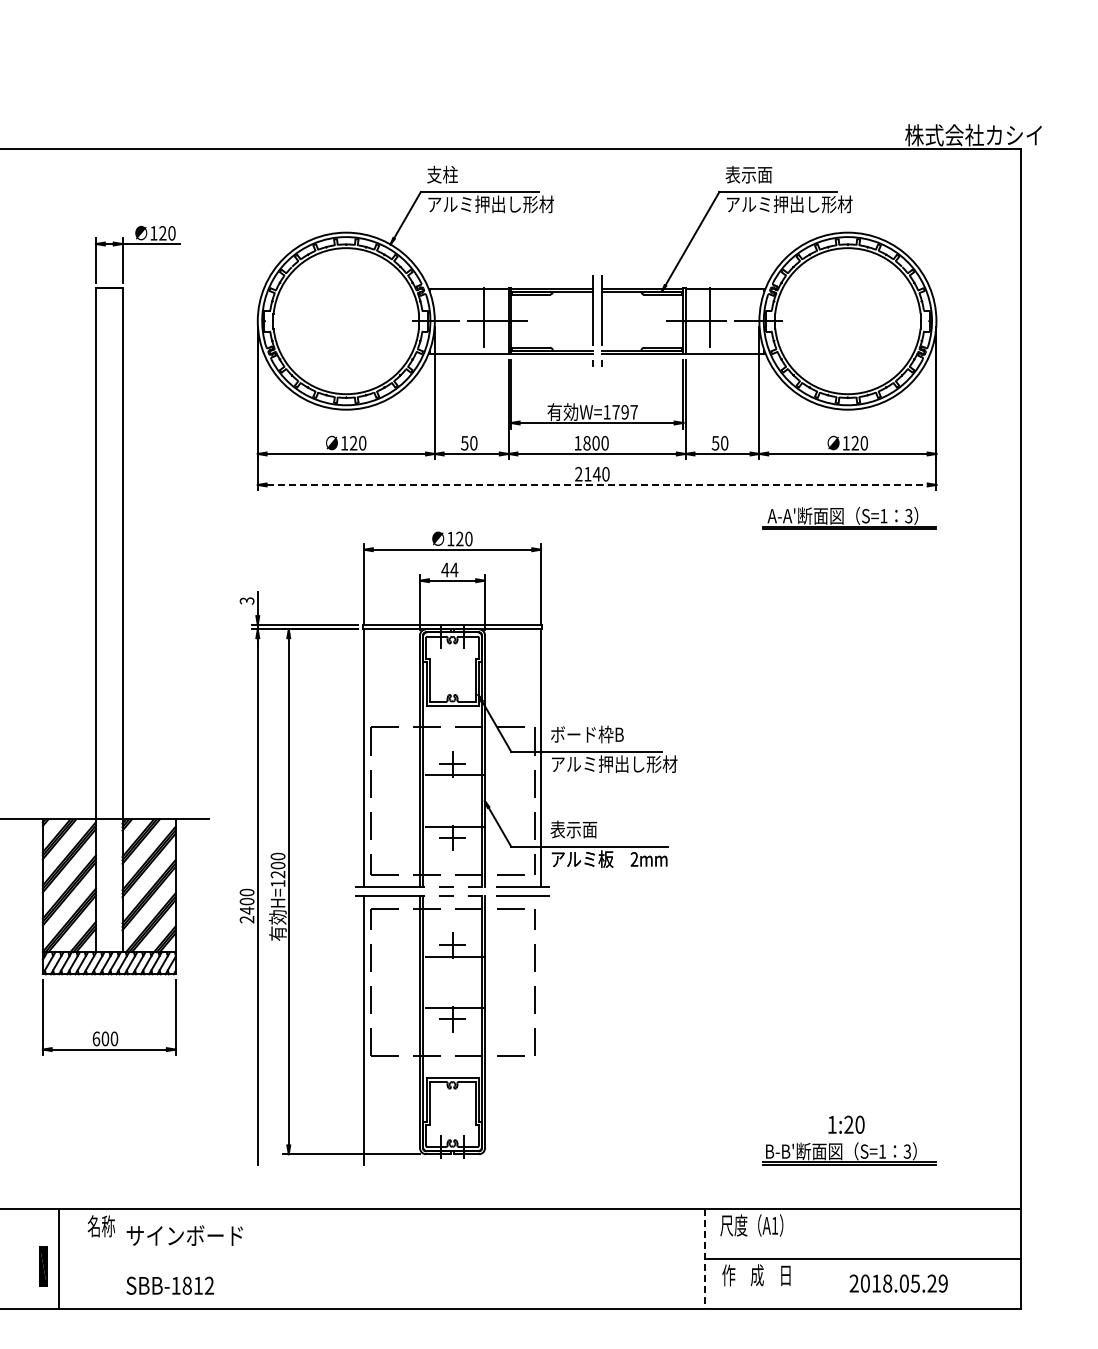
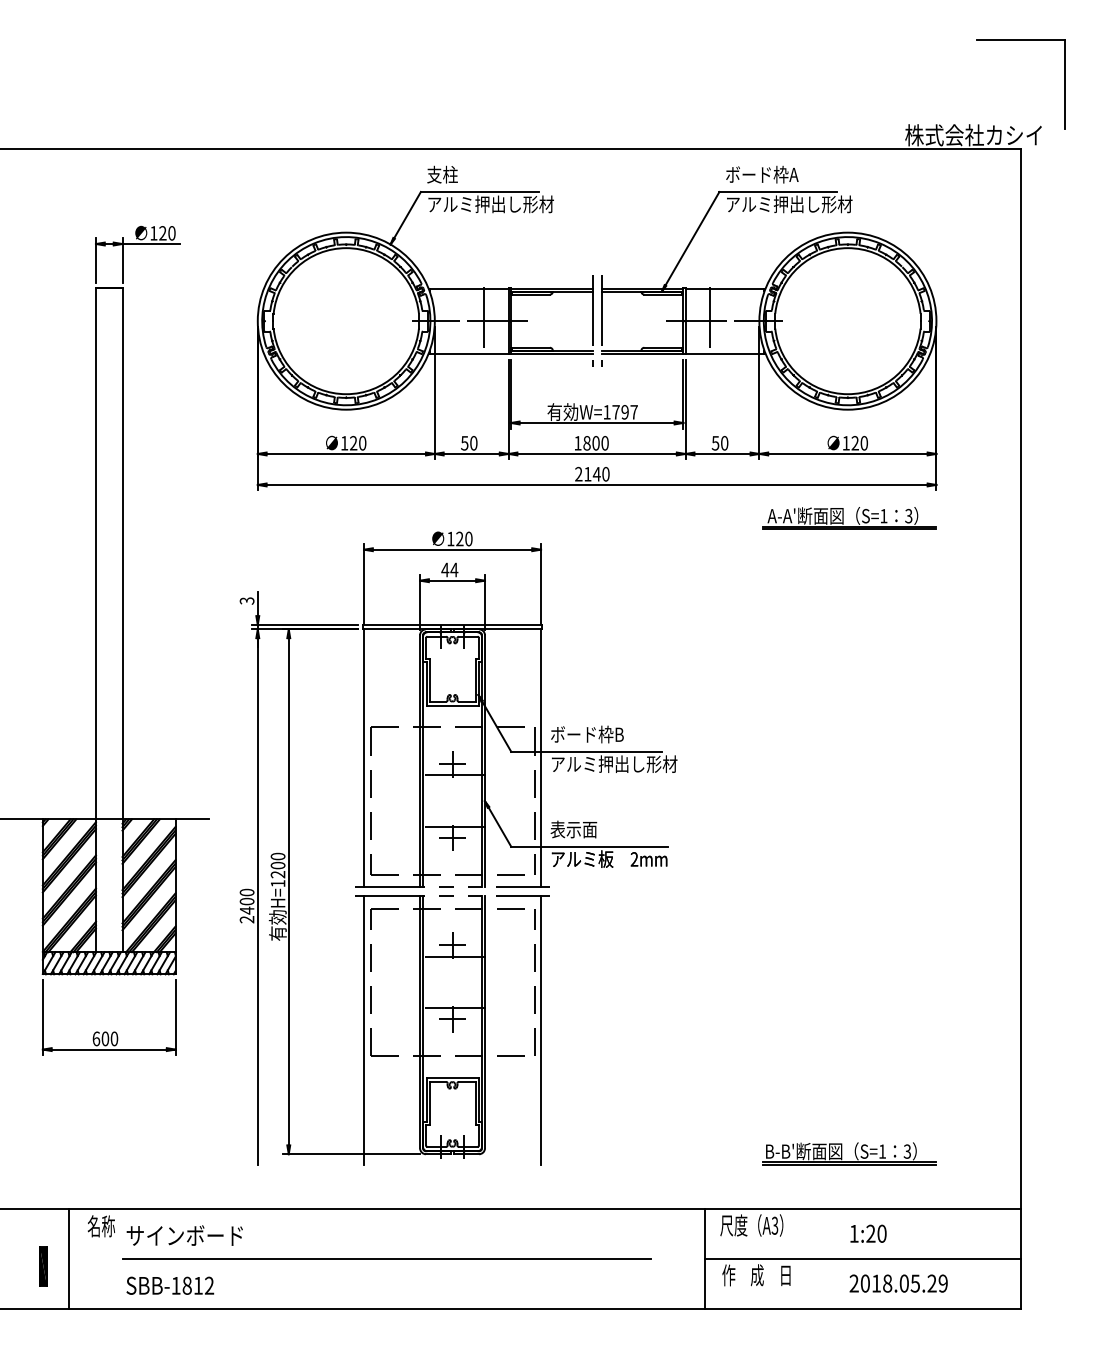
part: none -> present (1020, 40)
text: 表示面 -> ボード枠A (761, 174)
line: dashed -> solid (597, 484)
line: none -> present (541, 1030)
text position: (846, 1124) -> (868, 1233) (868, 1233)
text: A1 -> A3 (774, 1225)
line position: (59, 1258) -> (69, 1258) (69, 1258)
line: none -> present (386, 1258)
line: dashed -> solid (704, 1258)
